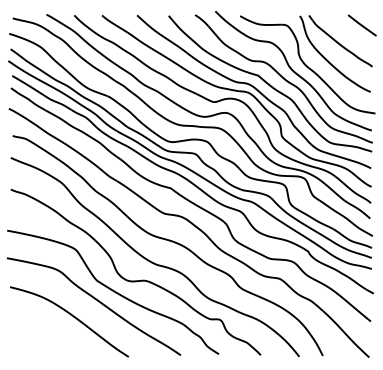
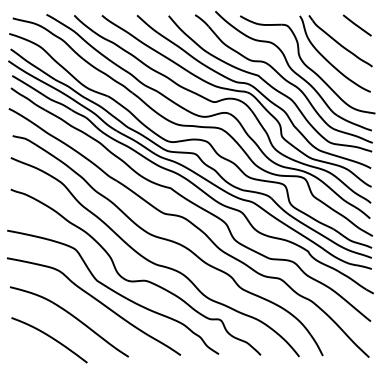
line position: (361, 25) -> (356, 25) (356, 25)
curve: none -> present (51, 338)
